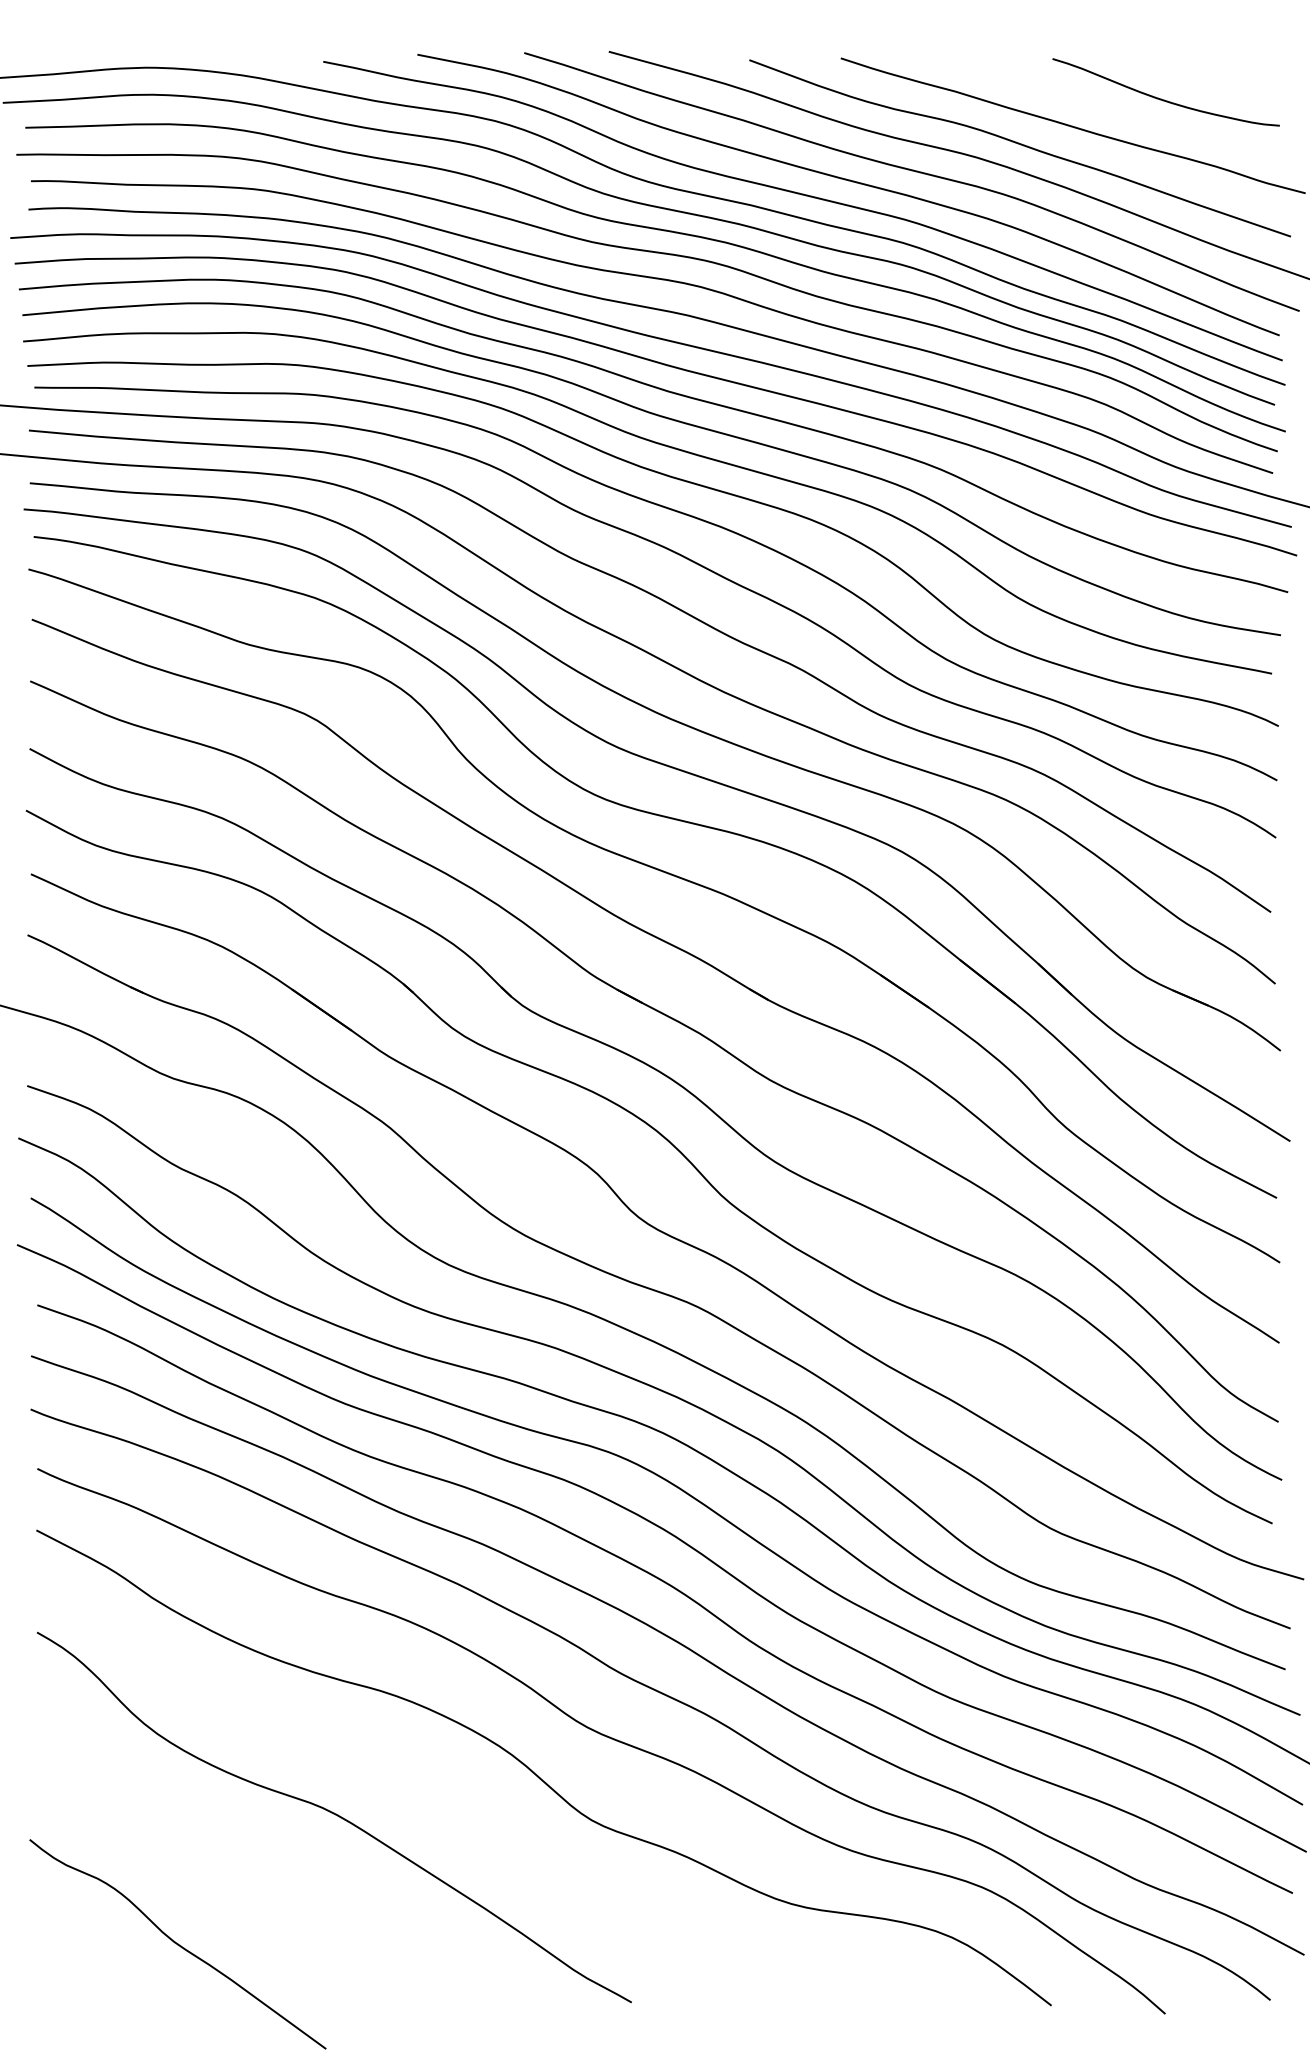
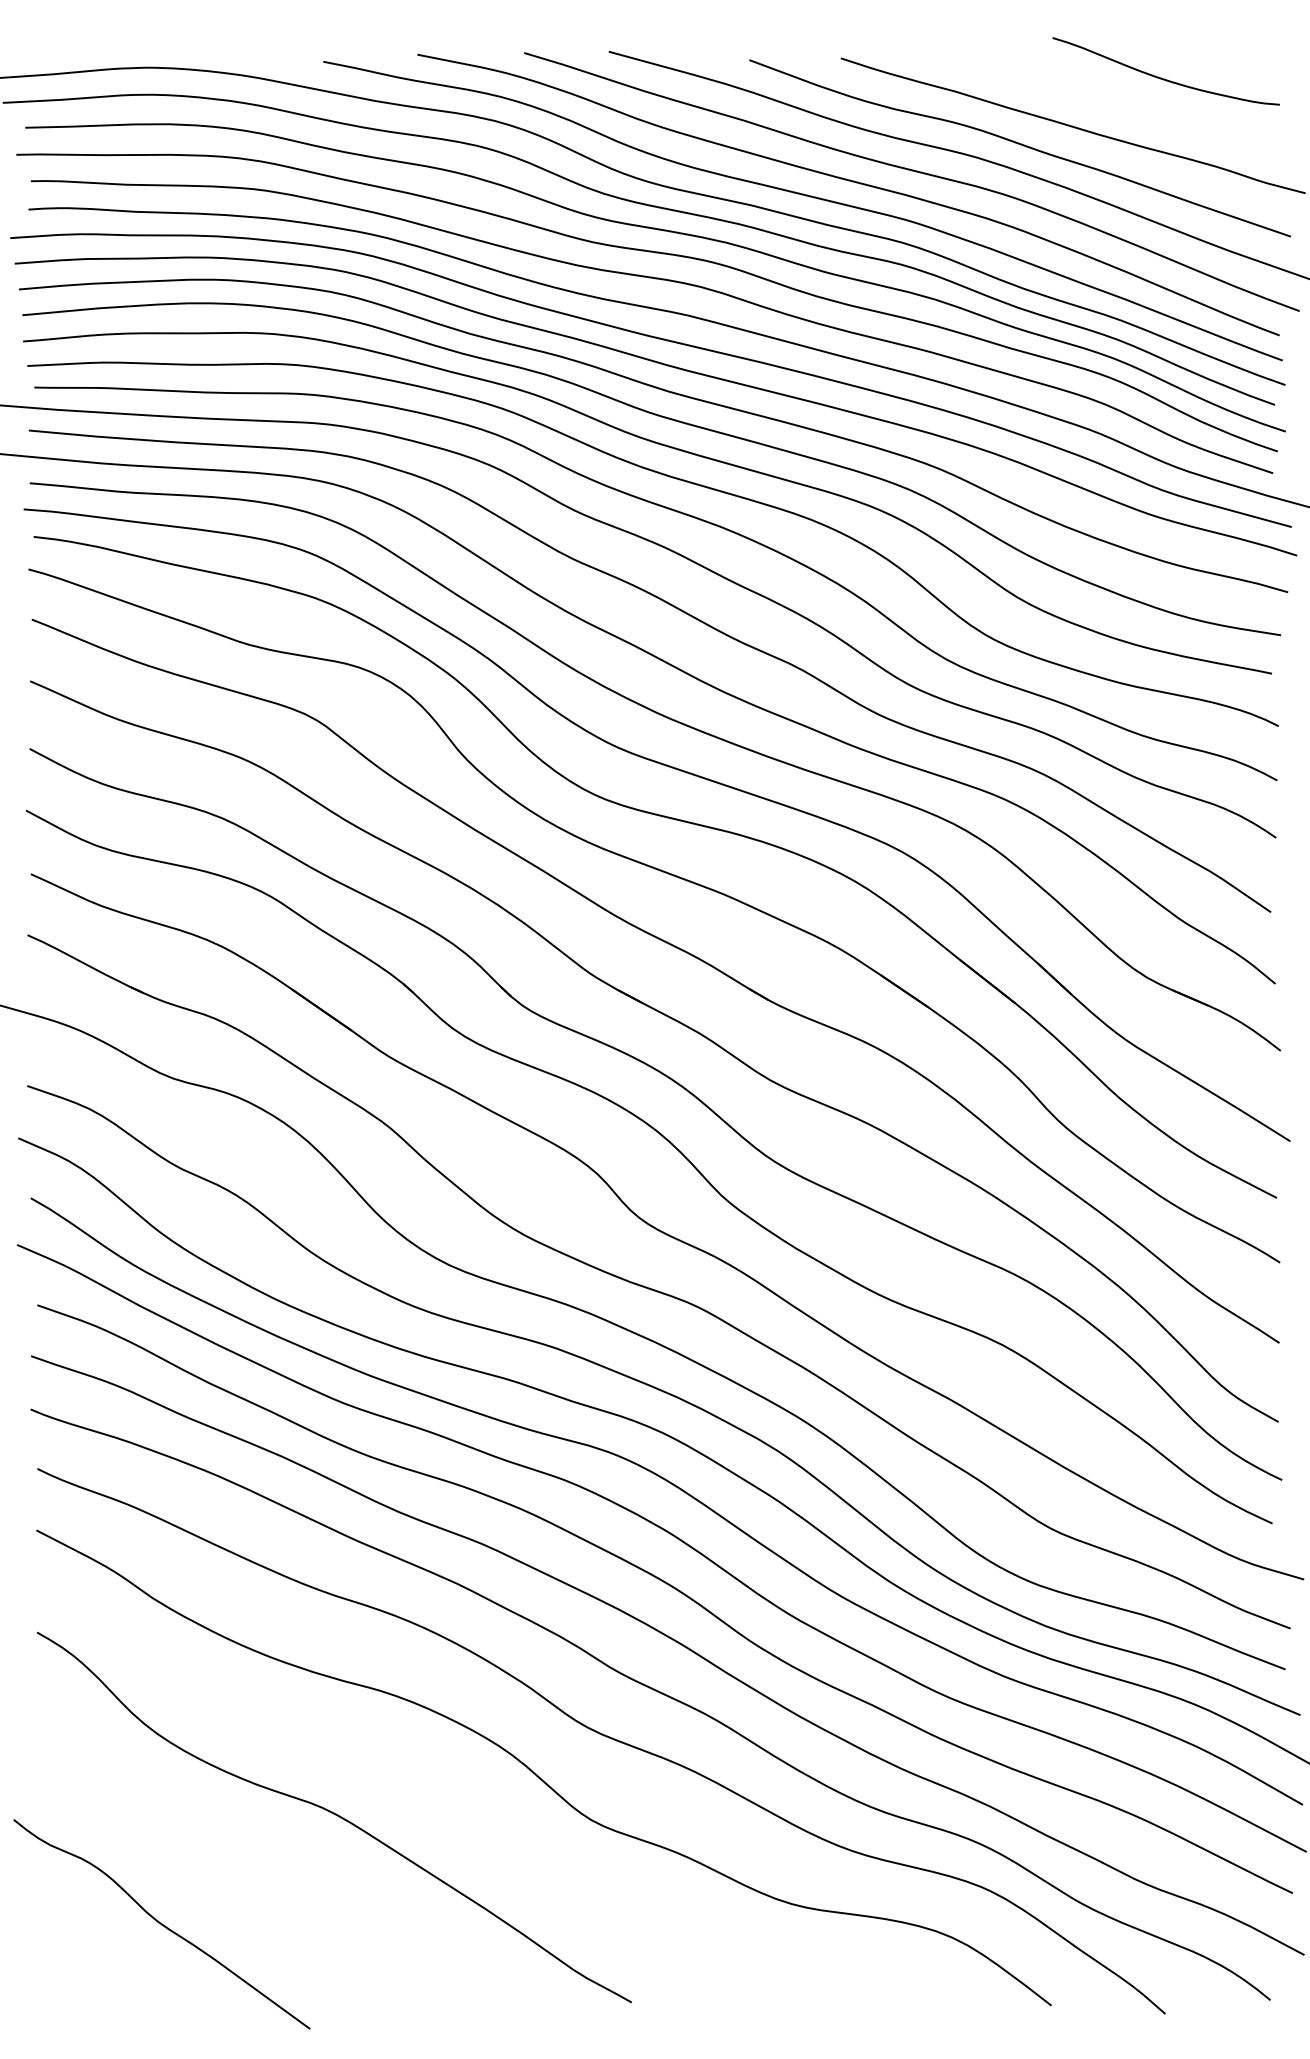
curve position: (1164, 99) -> (1164, 78) (1164, 78)
curve position: (177, 1944) -> (161, 1924) (161, 1924)
